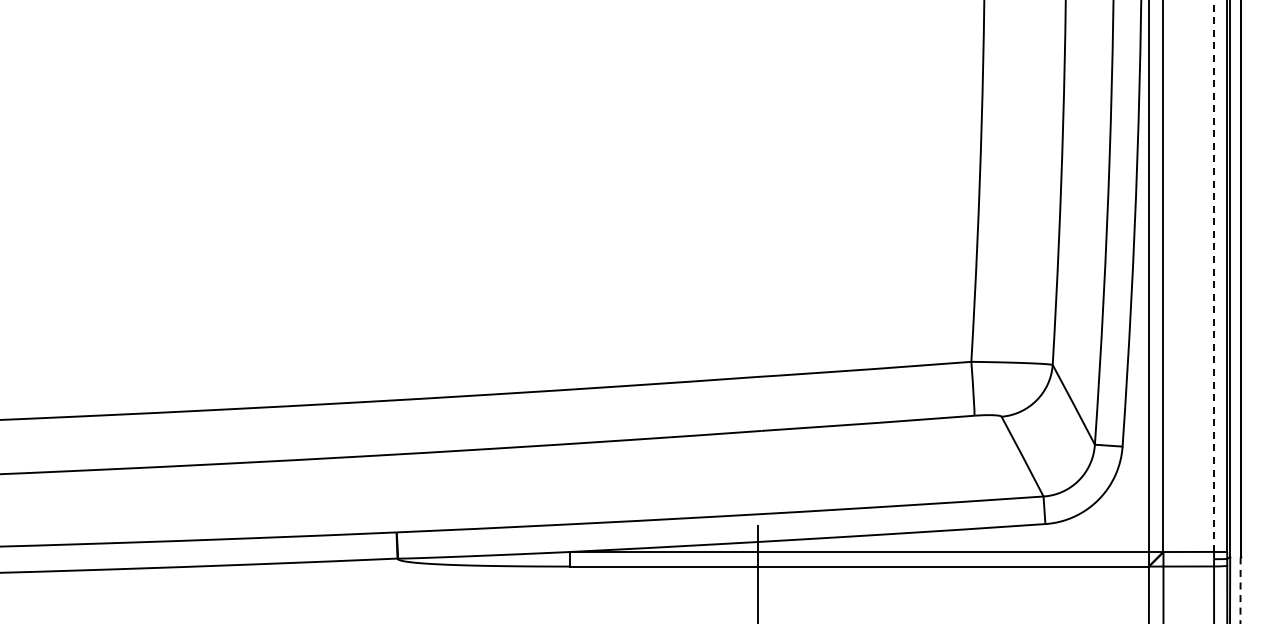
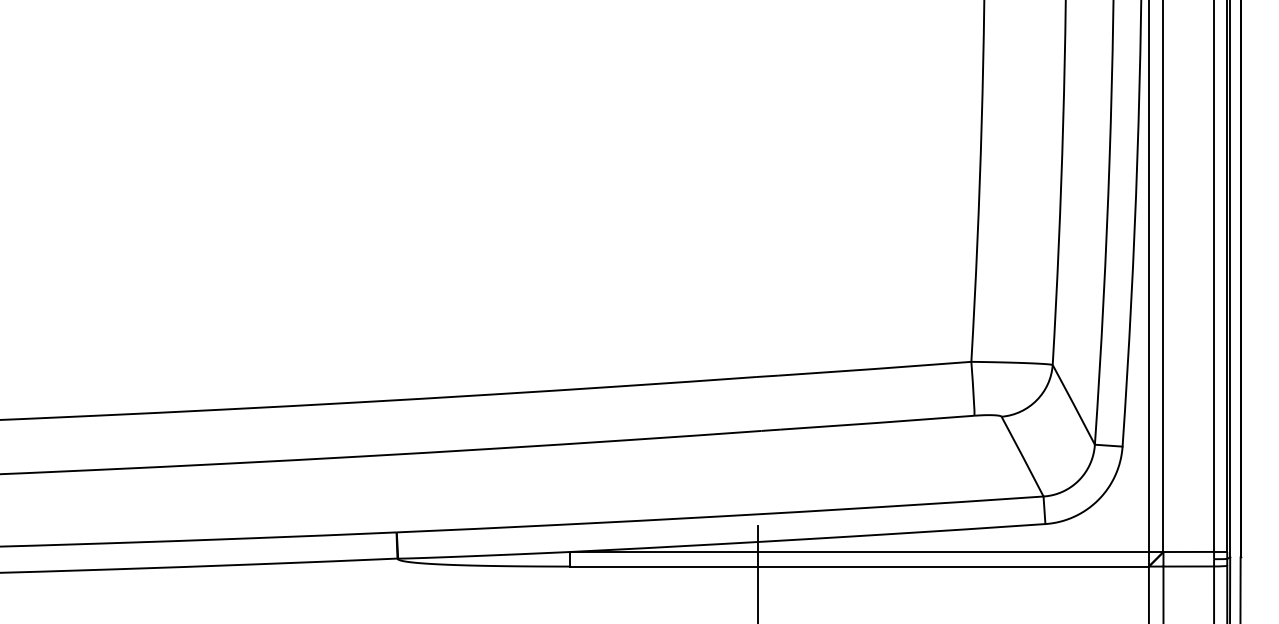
line: dashed -> solid (1214, 276)
line: dashed -> solid (1240, 590)
